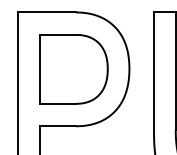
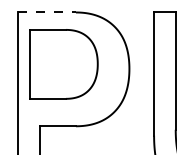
line: solid -> dashed (47, 12)
part position: (73, 69) -> (63, 64) (63, 64)
